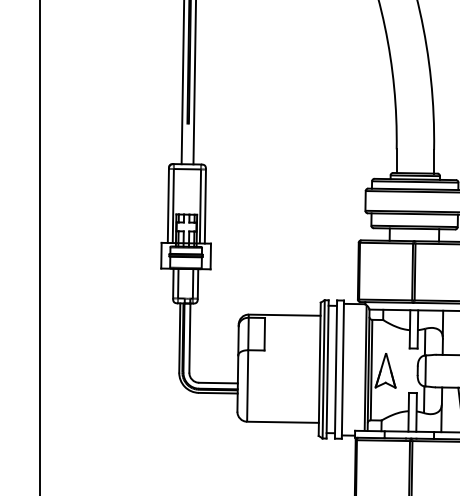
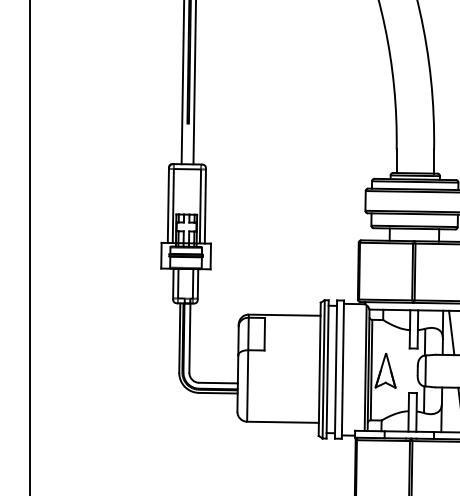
line position: (40, 247) -> (30, 247) (30, 247)
line: none -> present (451, 332)
